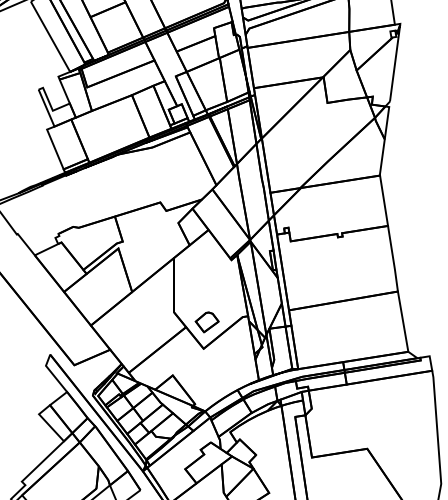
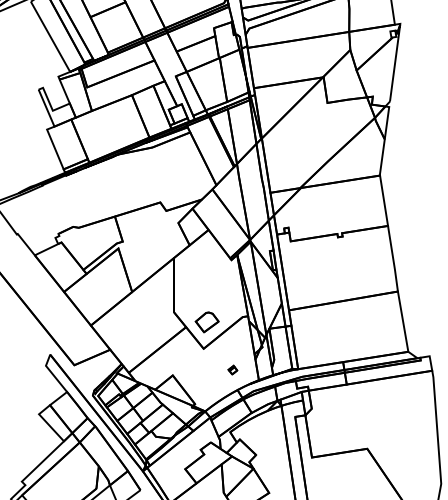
part: none -> present (232, 369)
